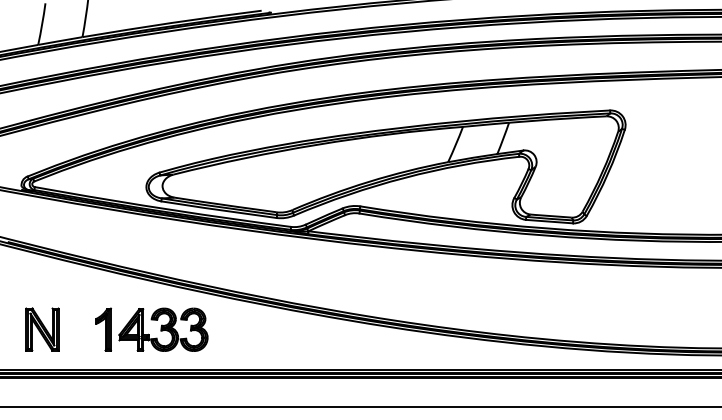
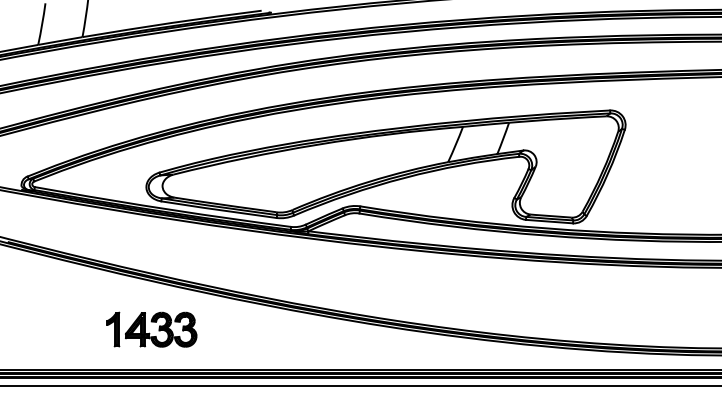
part: present -> none (42, 329)
part size: 114x45 px -> 92x37 px (151, 329)
line position: (360, 407) -> (360, 386) (360, 386)
